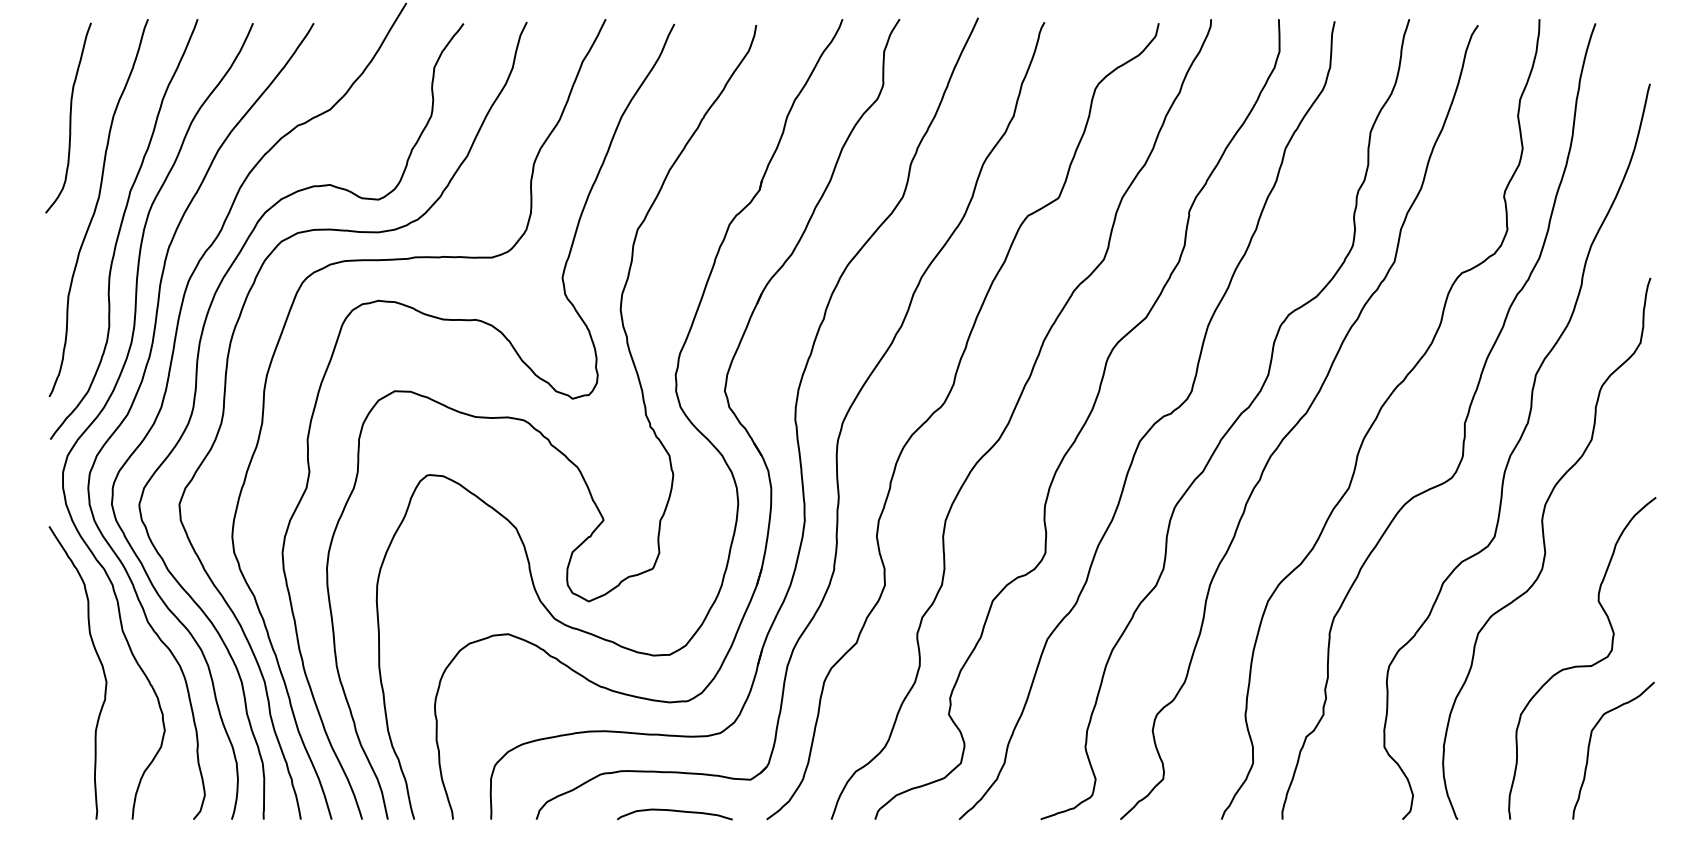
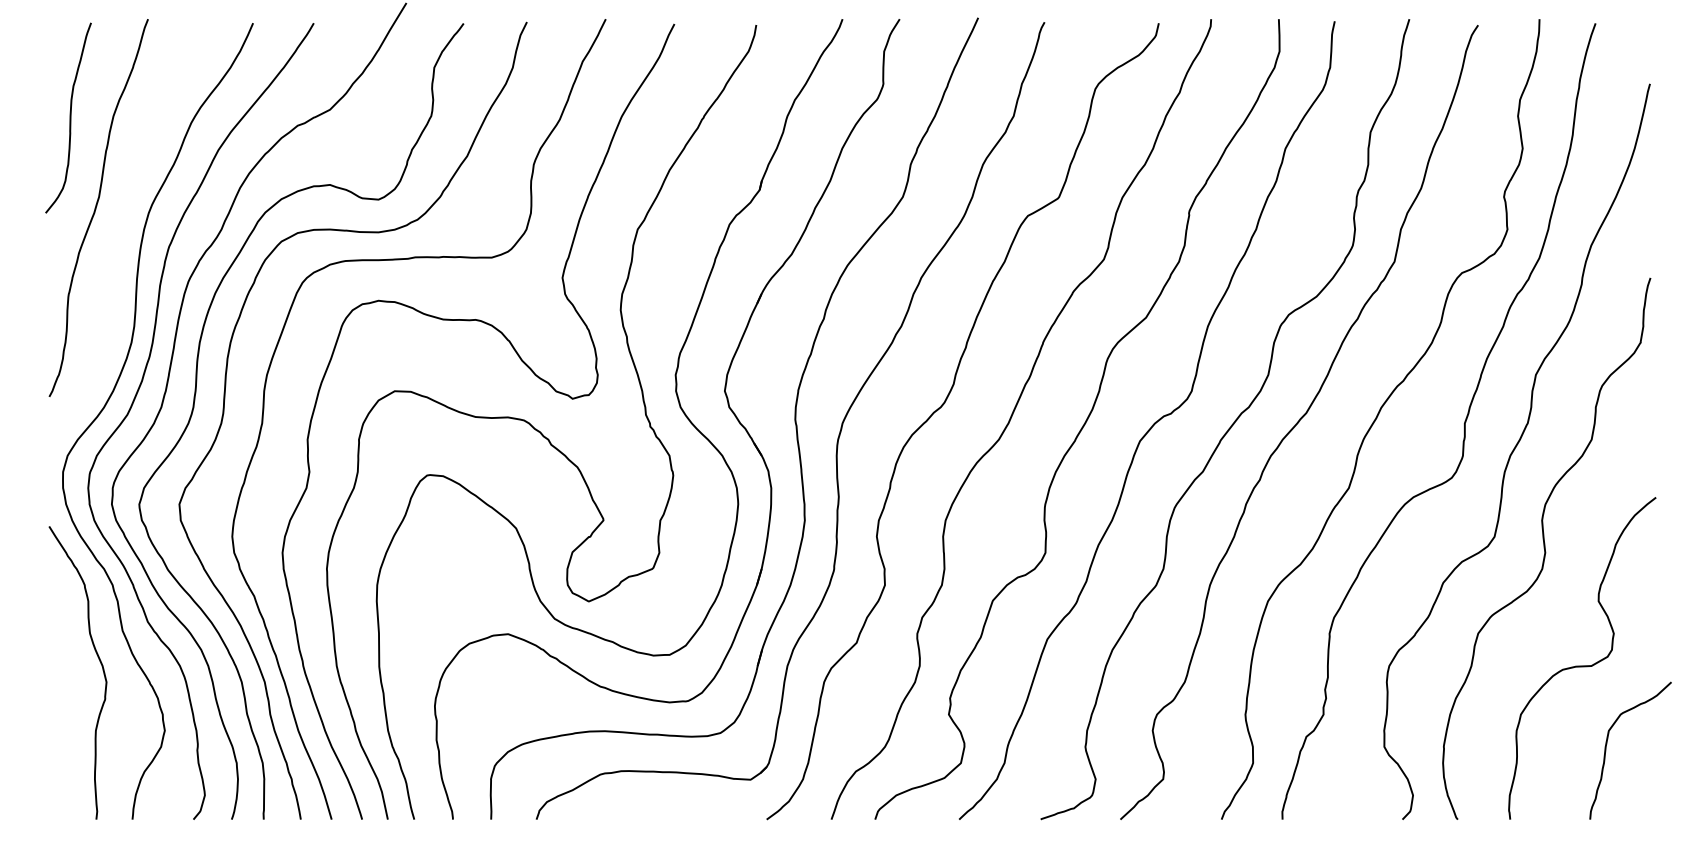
curve: present -> none (121, 228)
curve position: (1590, 744) -> (1607, 744) (1607, 744)
curve: present -> none (674, 811)
